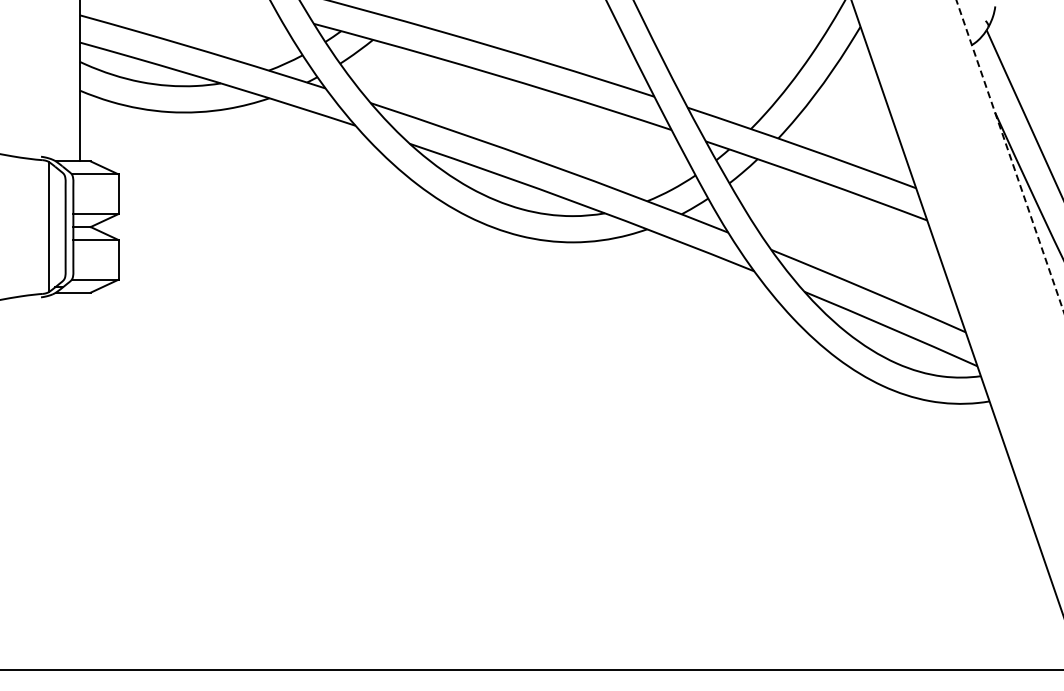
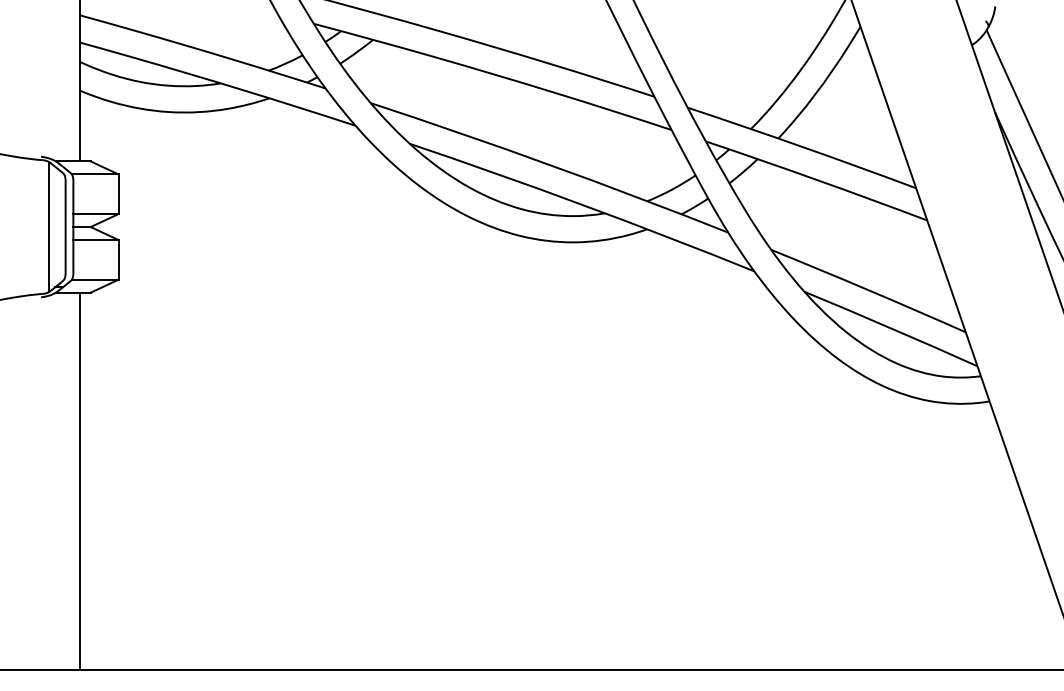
line: dashed -> solid (1010, 156)
line: none -> present (80, 481)
